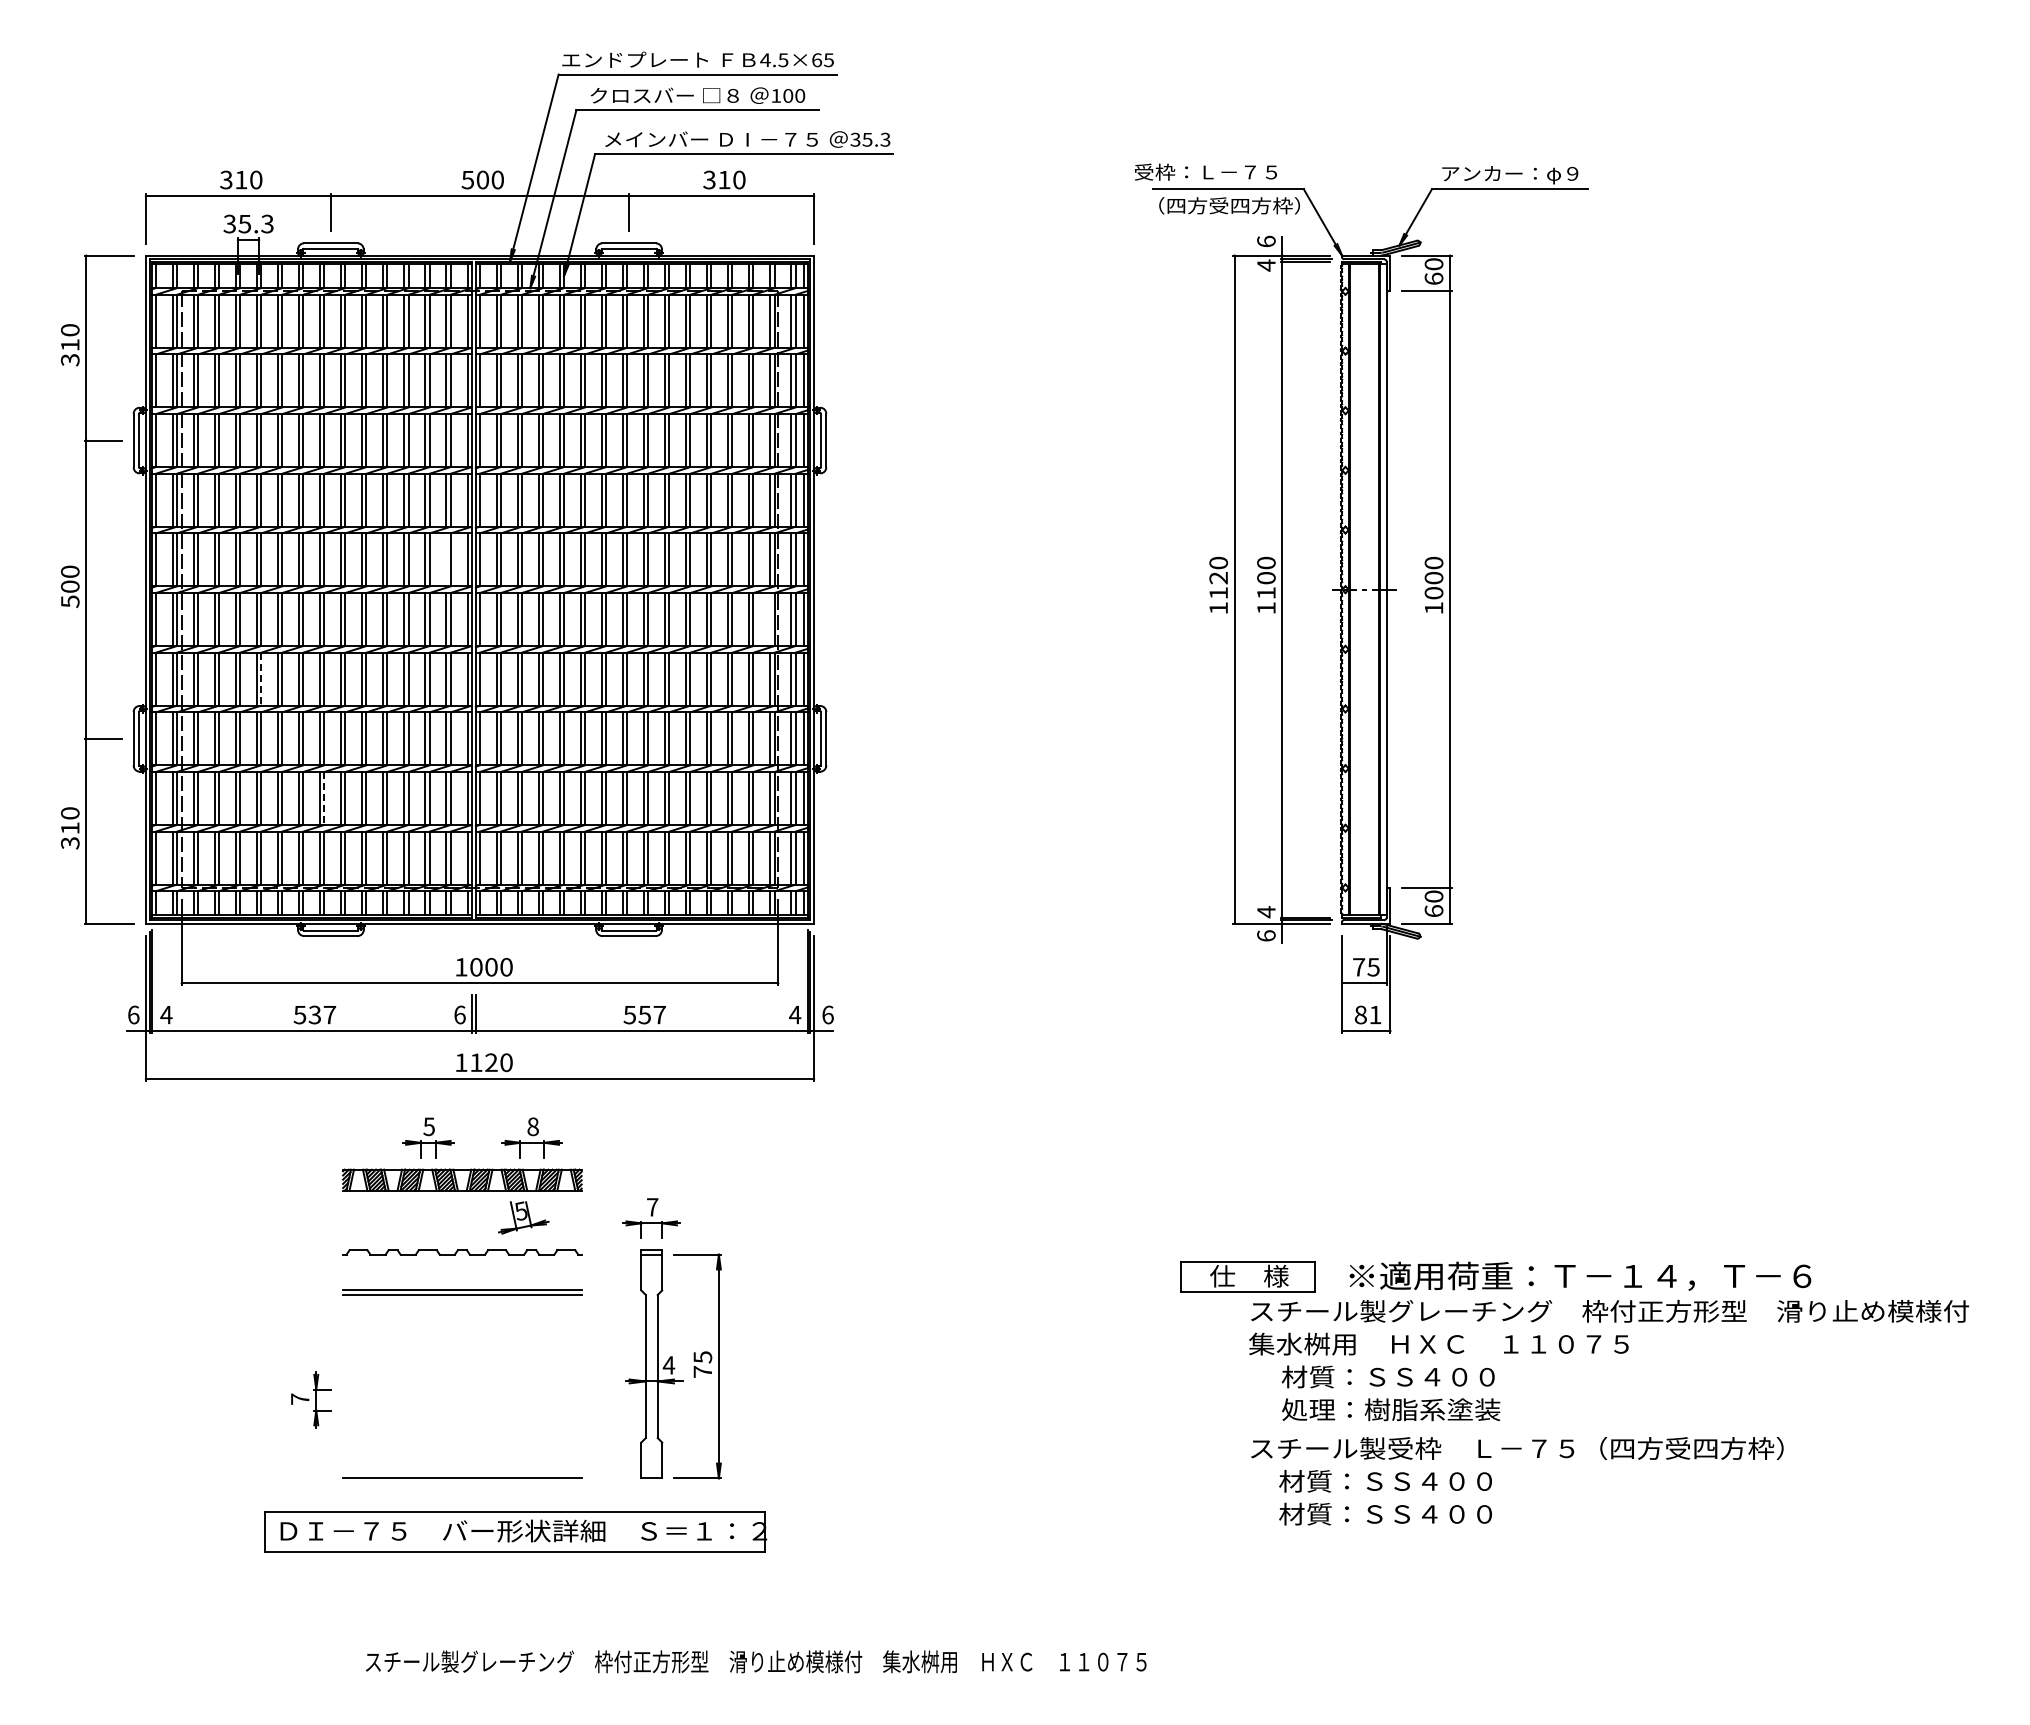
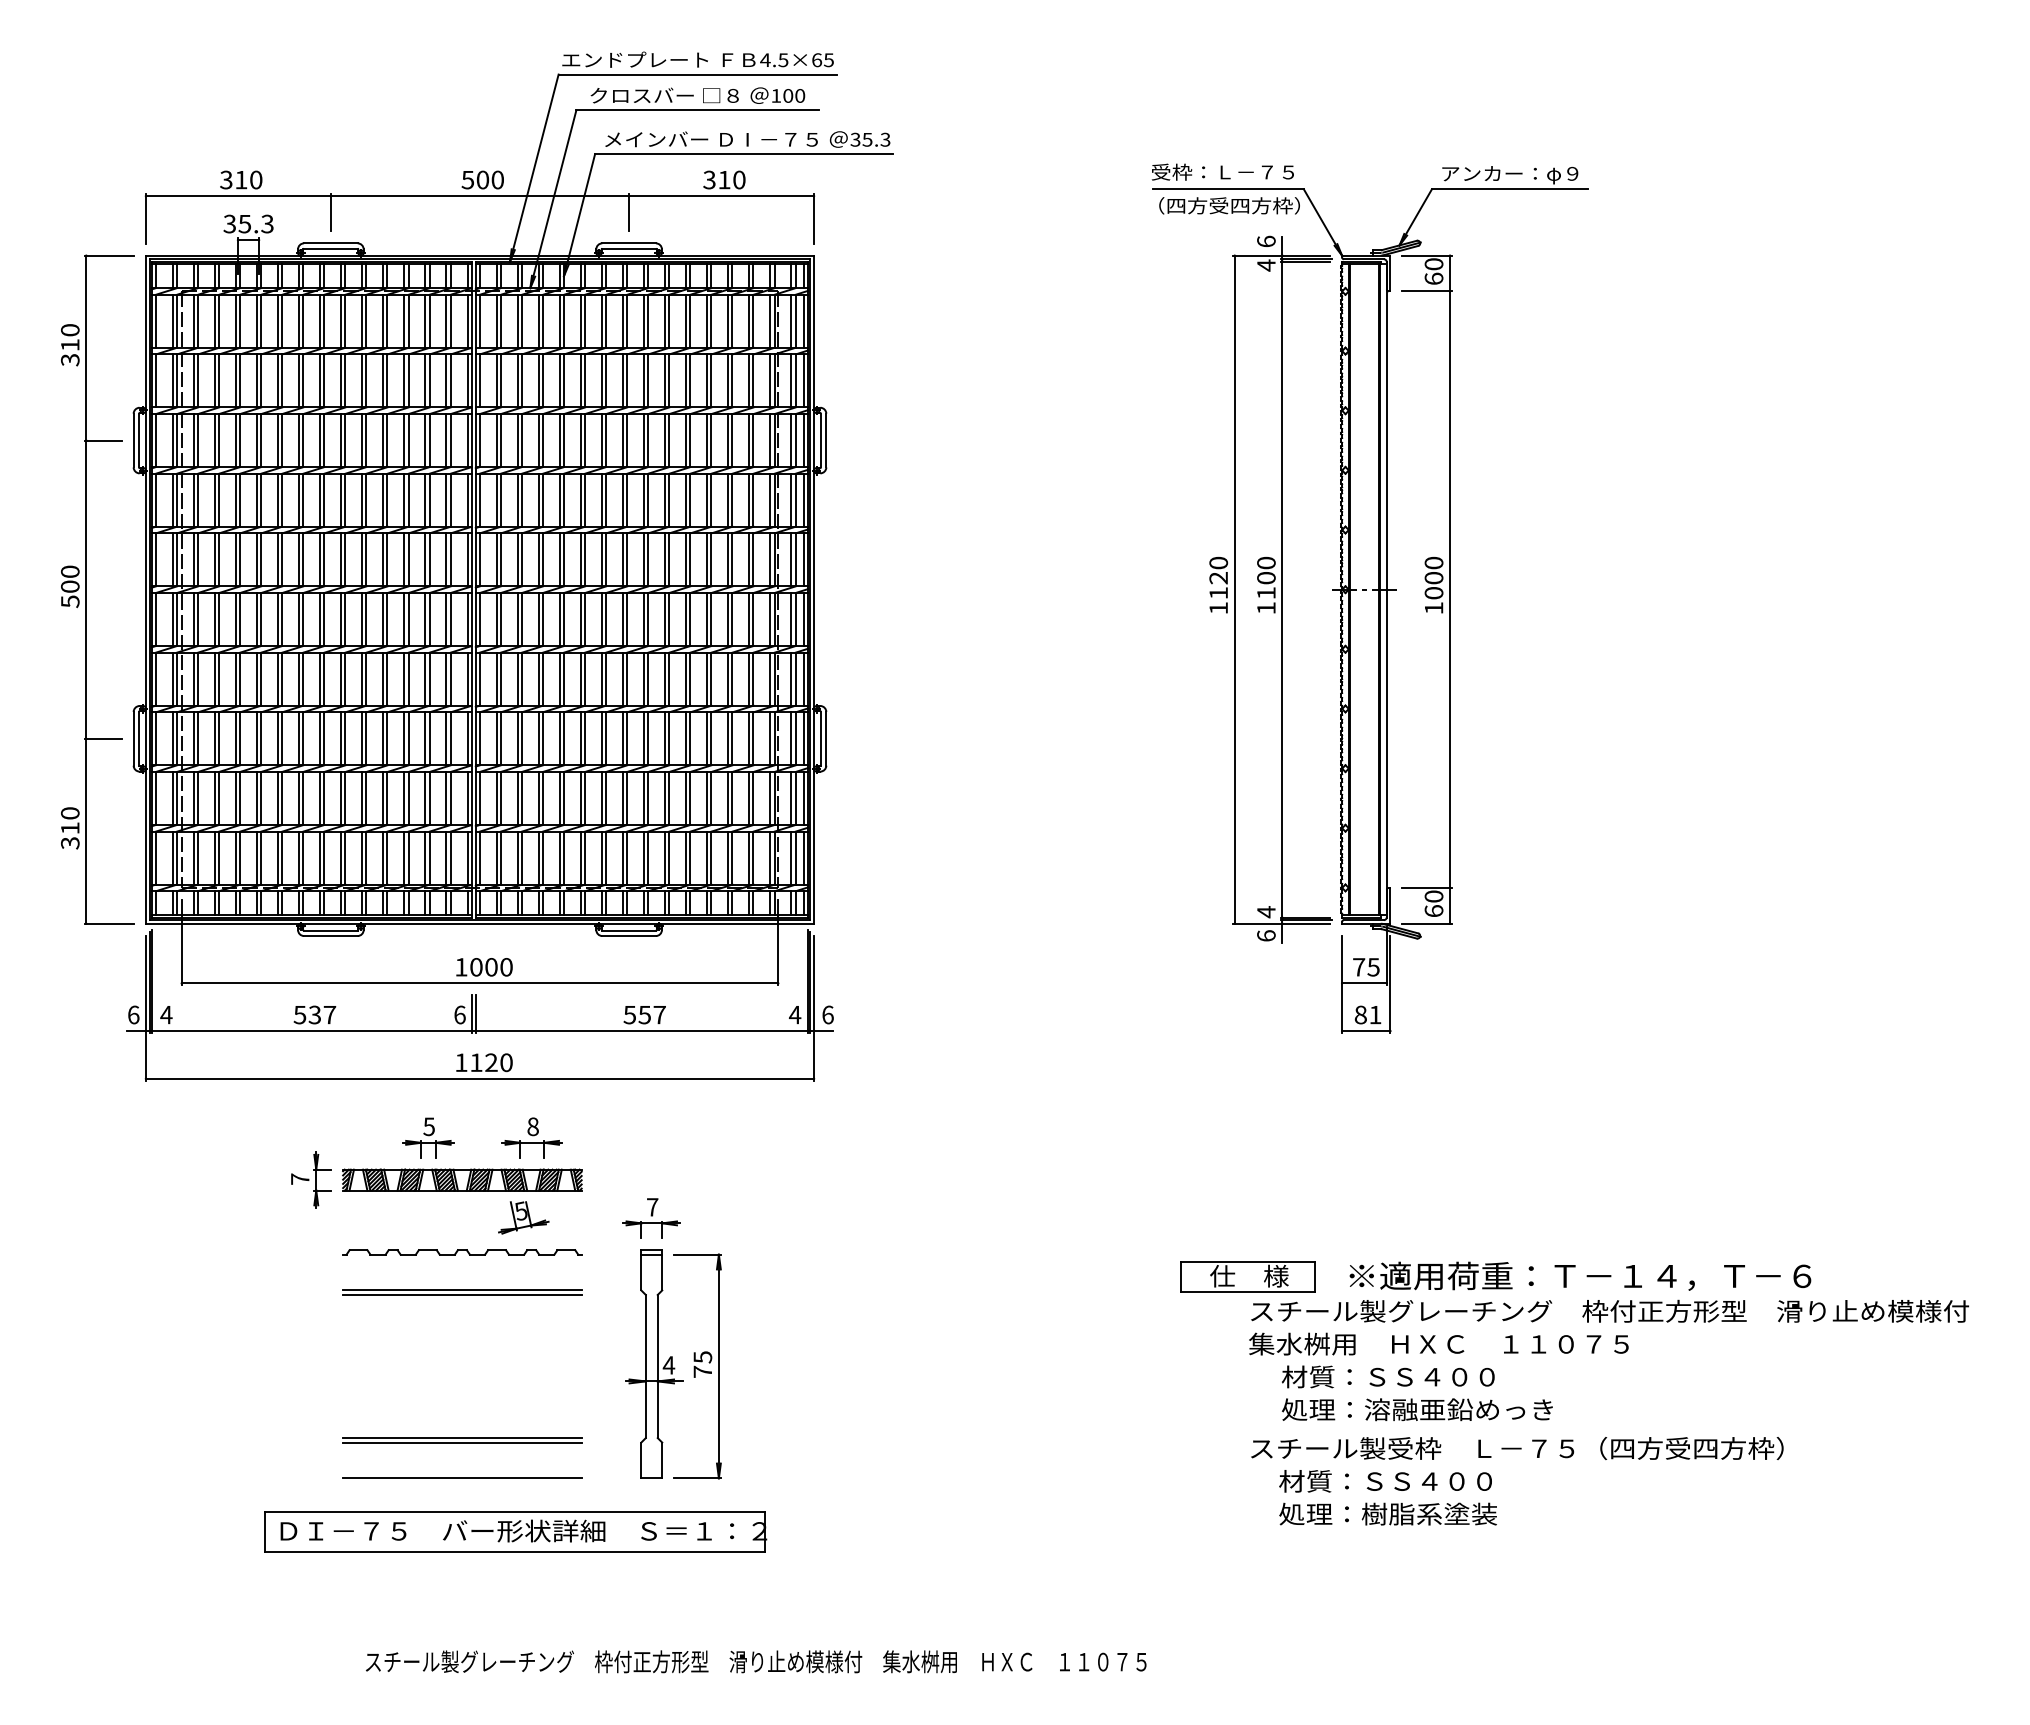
text position: (1205, 171) -> (1222, 171) (1222, 171)
line: none -> present (446, 559)
line: none -> present (770, 619)
line: dashed -> solid (261, 679)
line: dashed -> solid (324, 798)
part position: (311, 1399) -> (311, 1179) (311, 1179)
text: 処理：樹脂系塗装 -> 処理：溶融亜鉛めっき (1458, 1409)
part: none -> present (462, 1440)
text: 材質：ＳＳ４００ -> 処理：樹脂系塗装 (1387, 1513)
